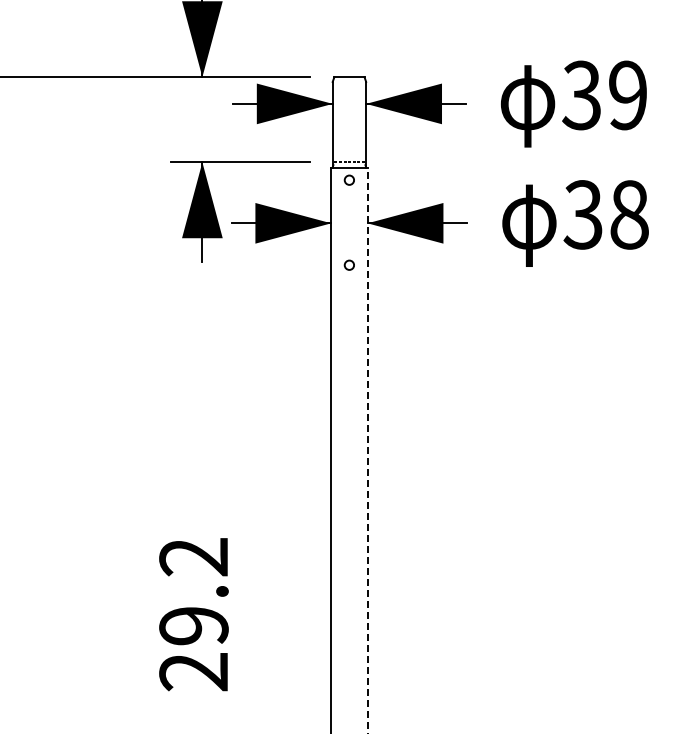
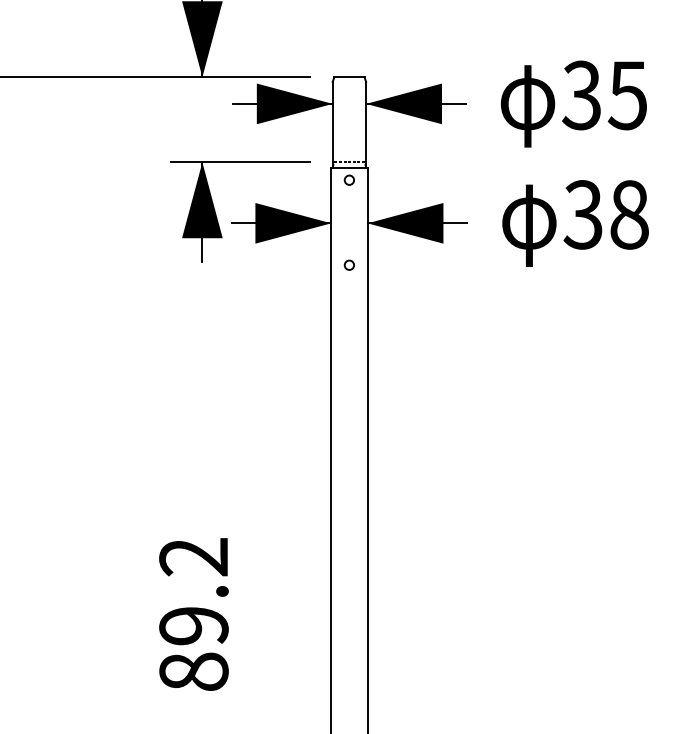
text: 39 -> 35 (626, 95)
line: dashed -> solid (367, 450)
text: 29.2 -> 89.2 (193, 671)
